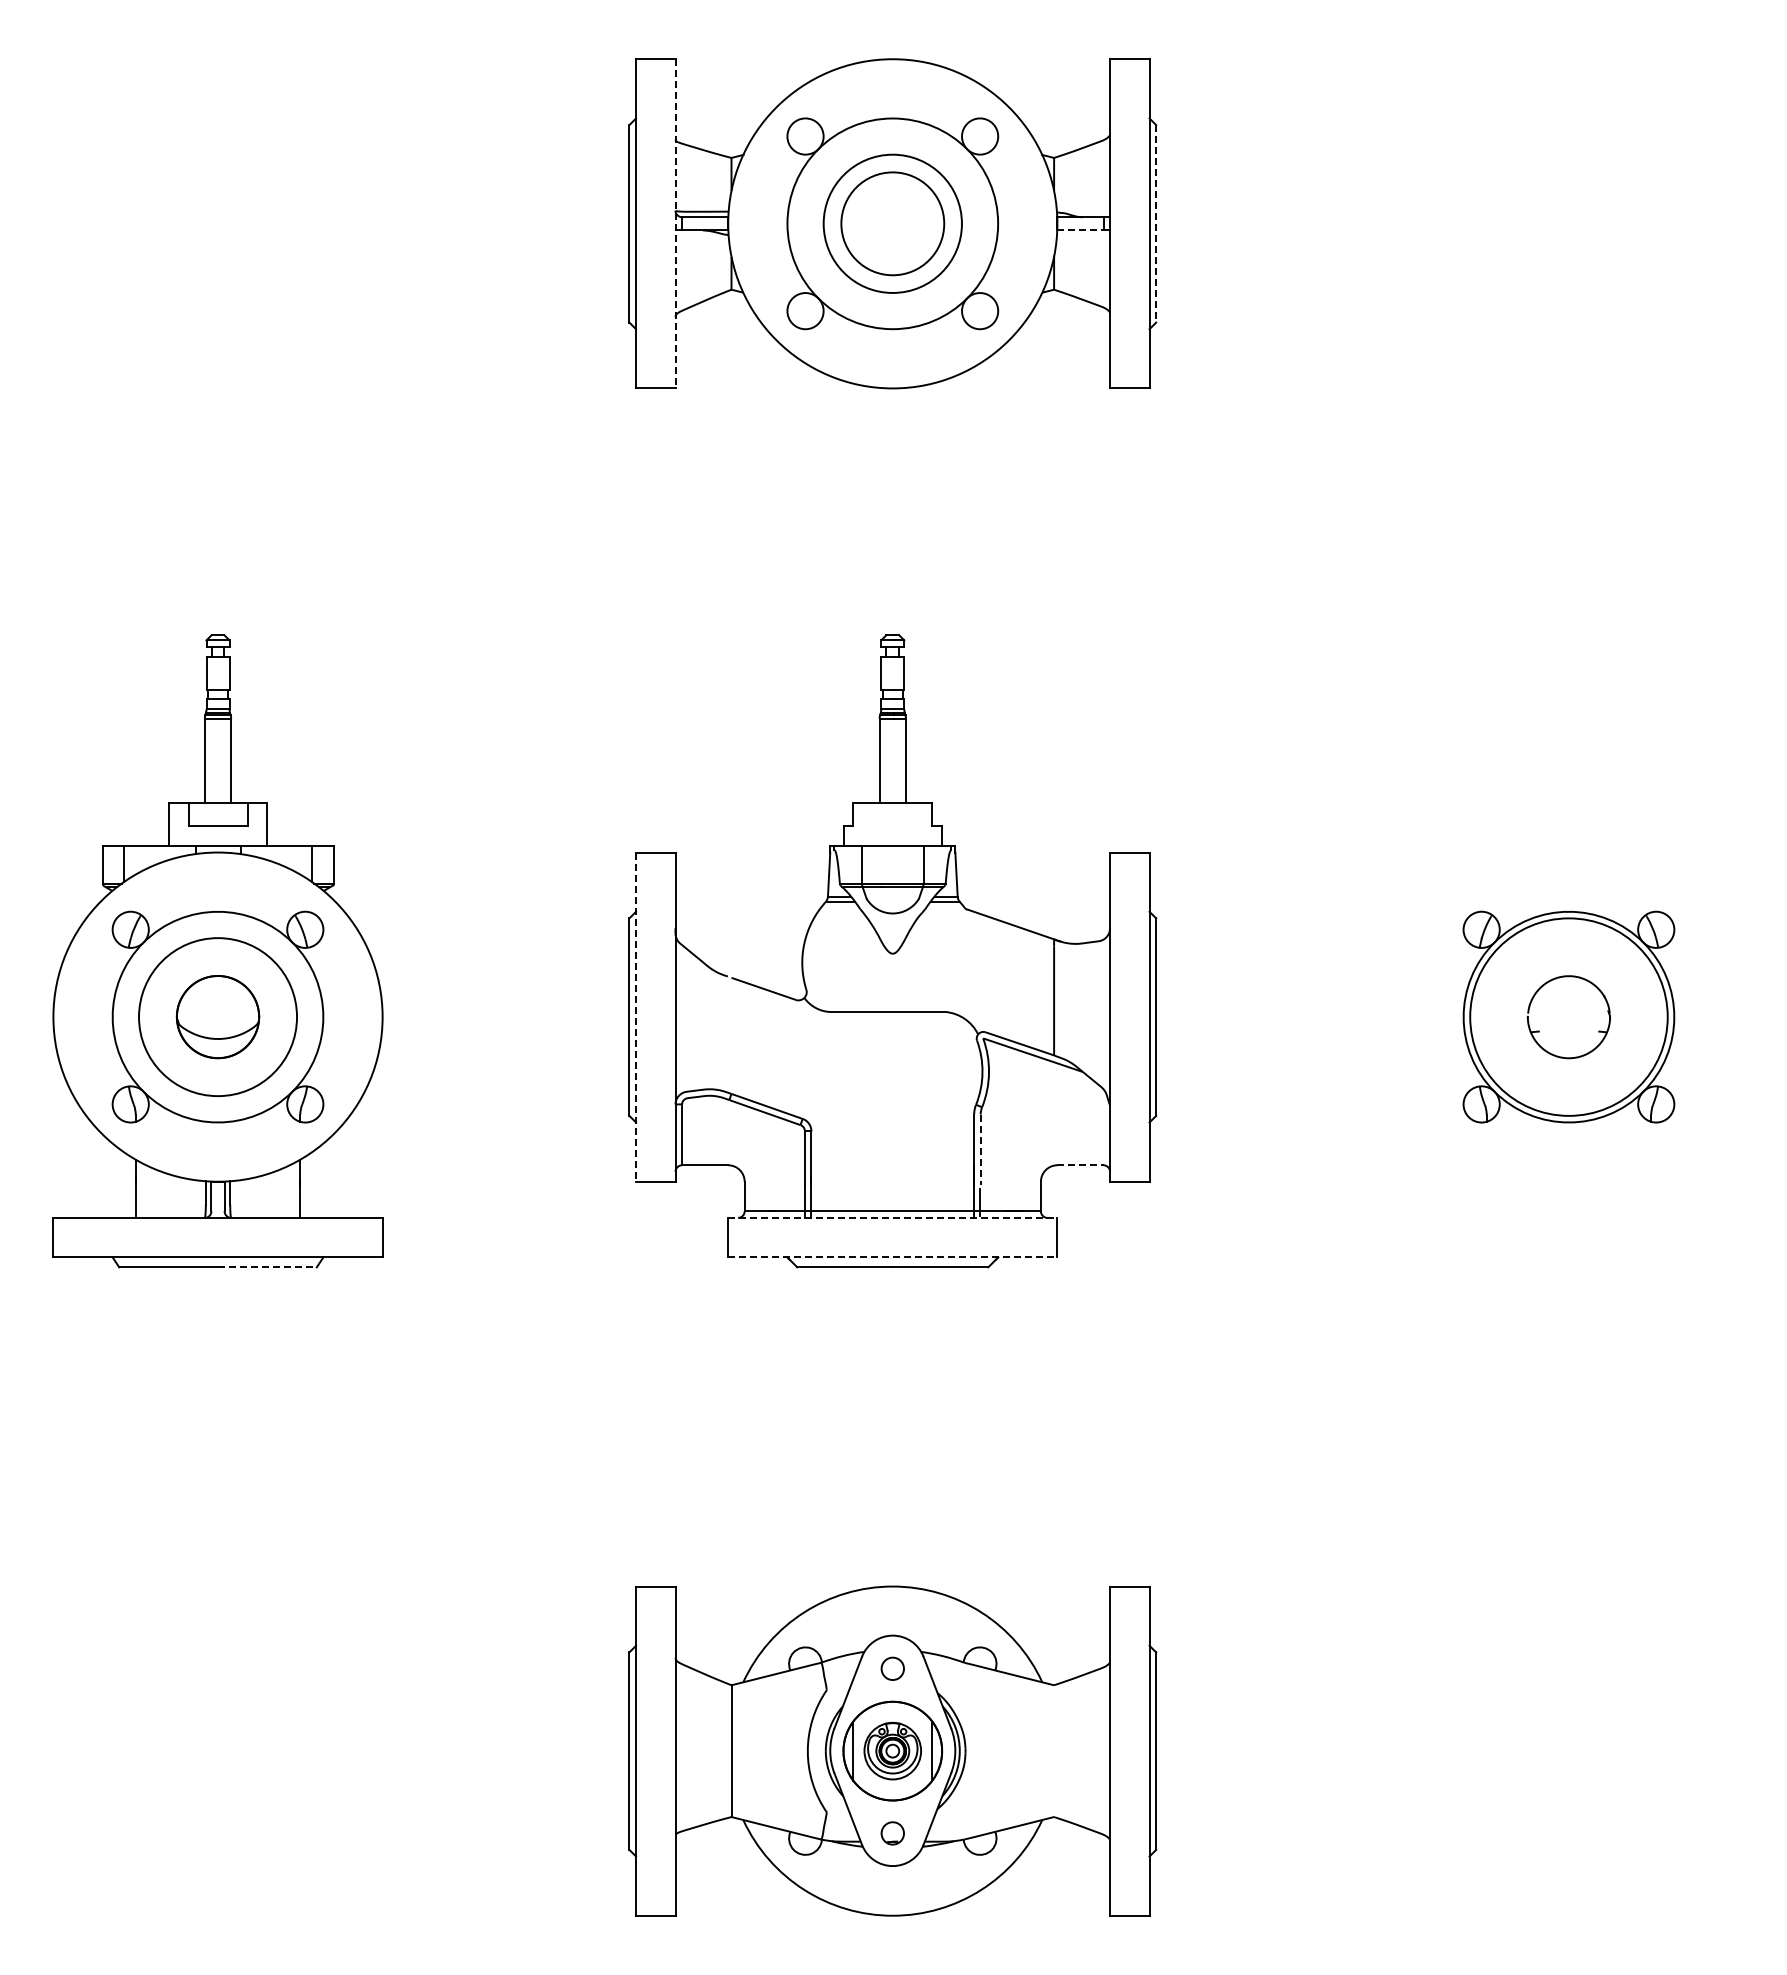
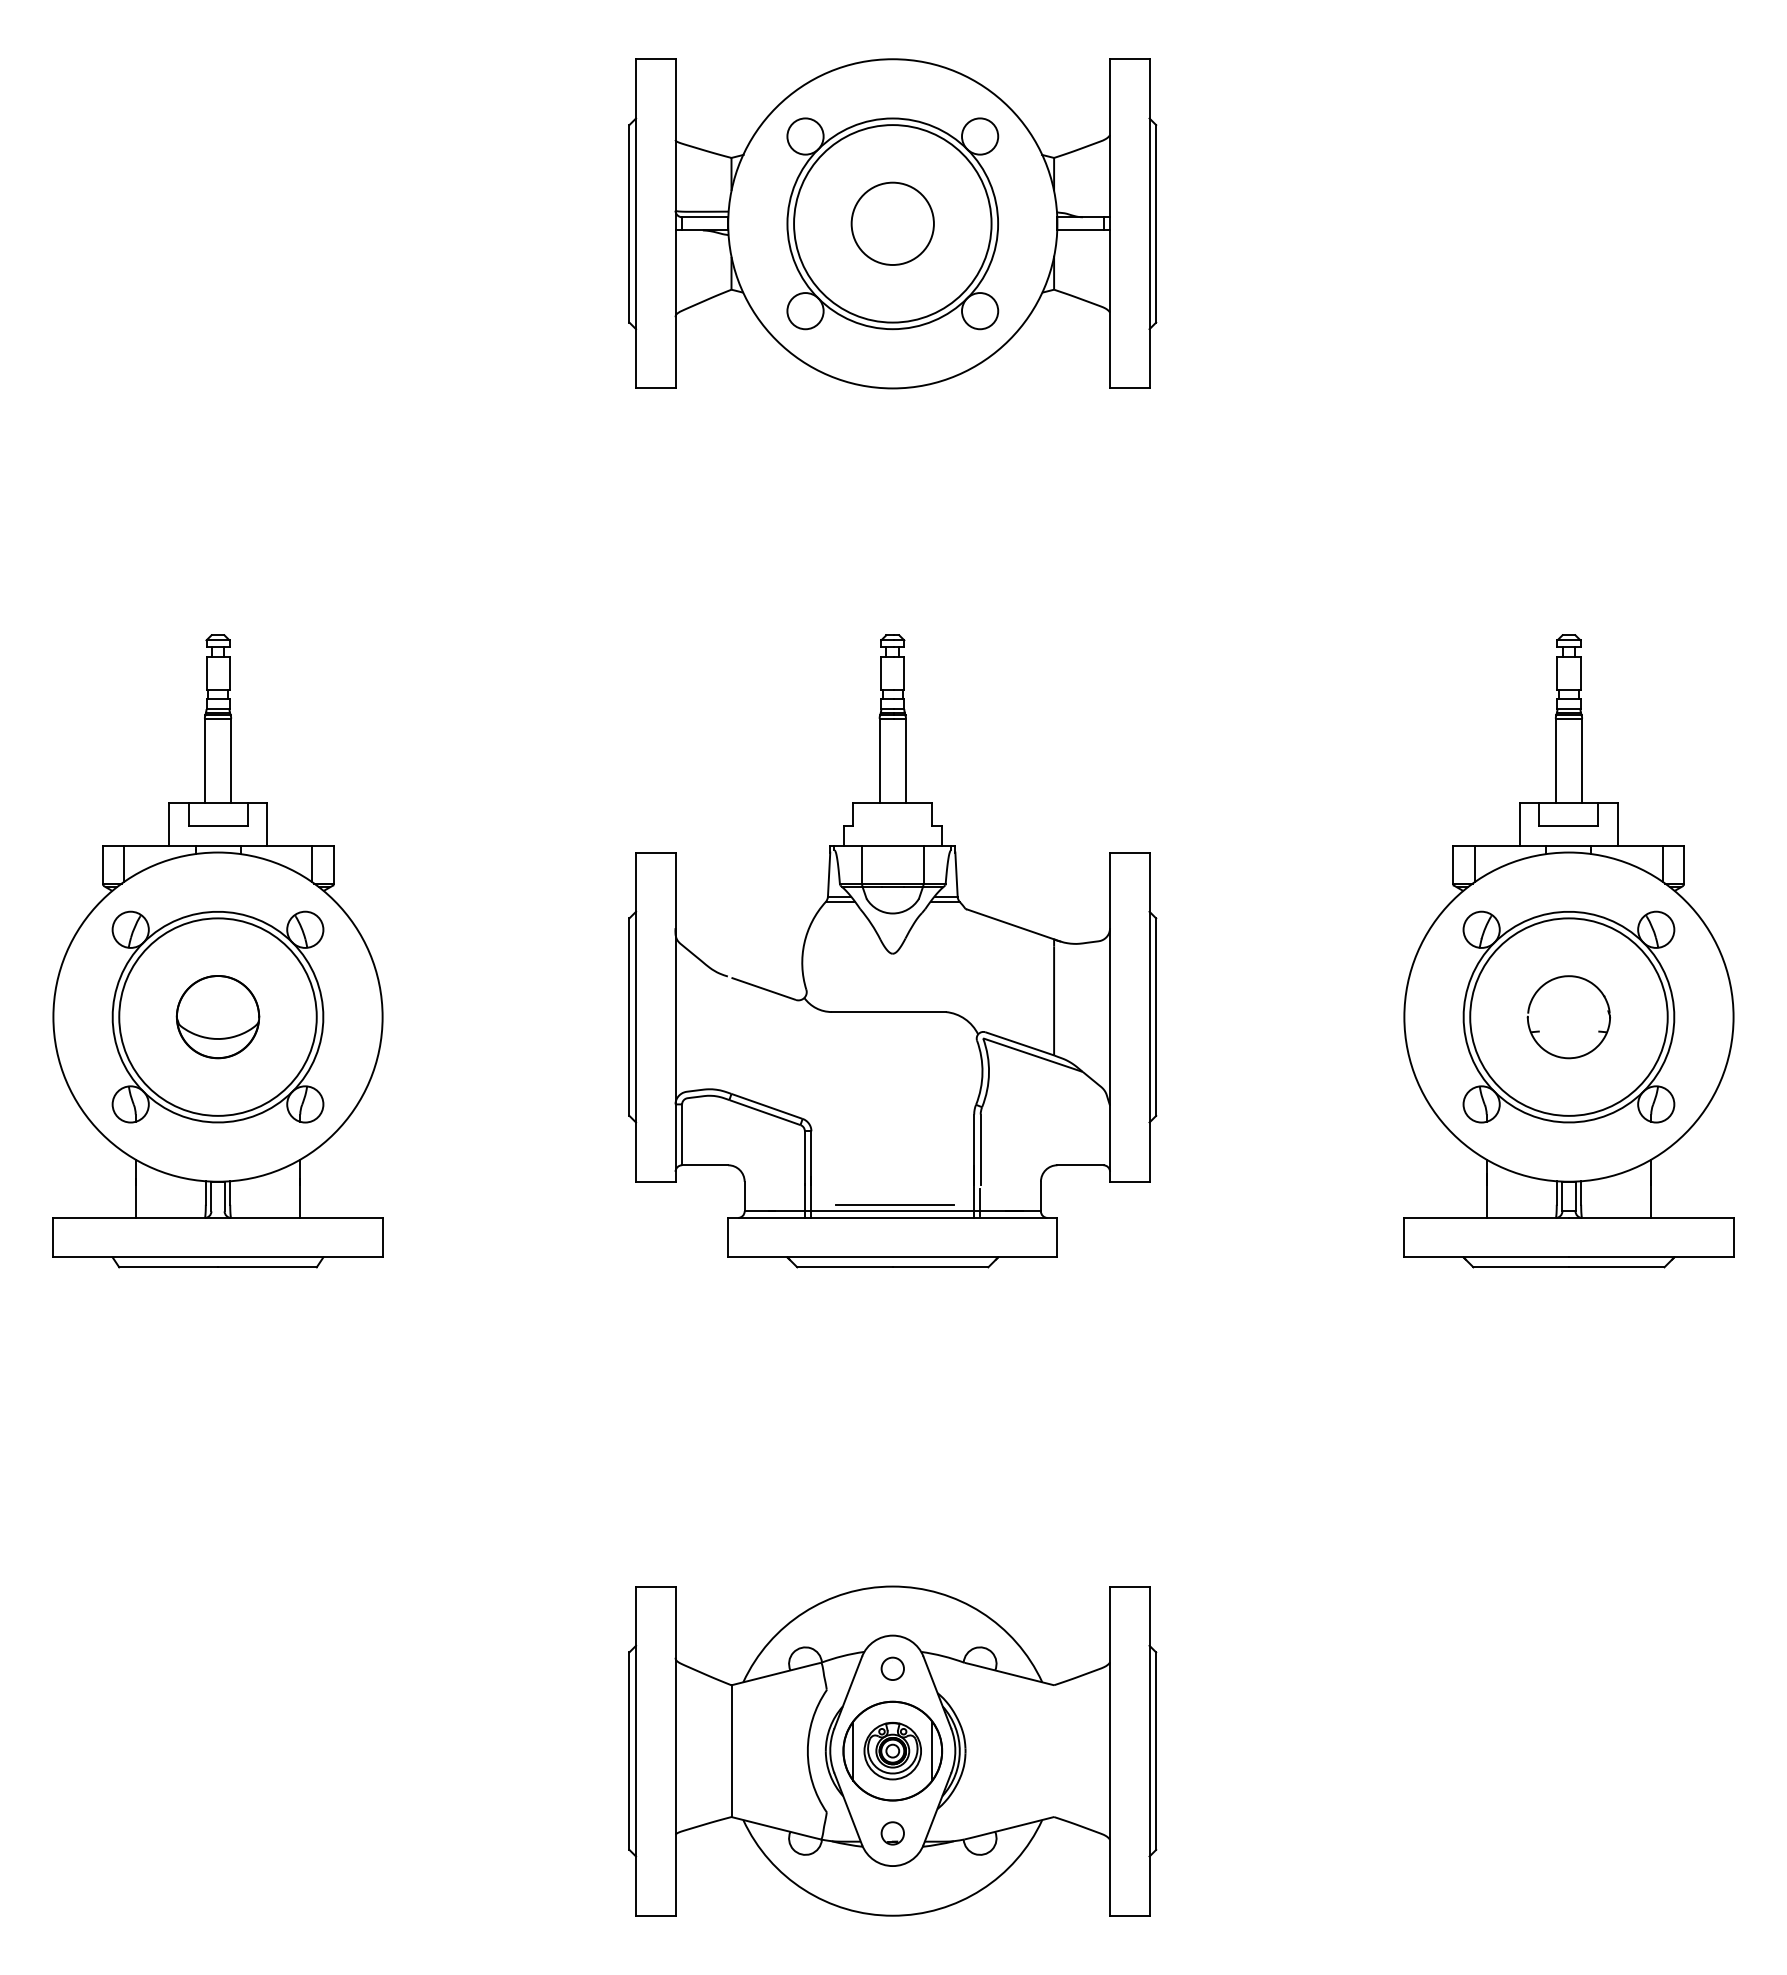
line: dashed -> solid (675, 223)
circle diameter: 103 px -> 82 px (892, 223)
circle diameter: 138 px -> 198 px (892, 223)
line: dashed -> solid (1156, 223)
line: dashed -> solid (1080, 230)
part: none -> present (1568, 951)
circle diameter: 158 px -> 198 px (217, 1016)
line: dashed -> solid (636, 1017)
line: dashed -> solid (980, 1150)
line: dashed -> solid (1080, 1165)
line: none -> present (894, 1204)
line: dashed -> solid (892, 1217)
line: dashed -> solid (892, 1257)
line: dashed -> solid (267, 1267)
